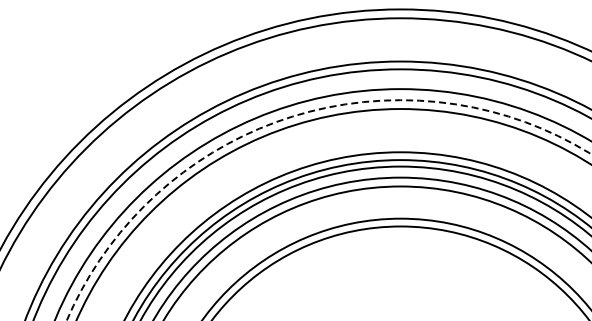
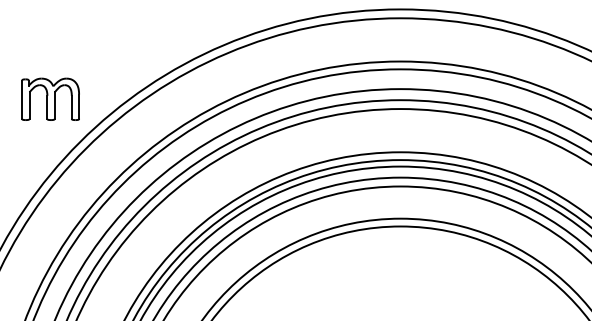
part: none -> present (50, 98)
circle: dashed -> solid (328, 210)
